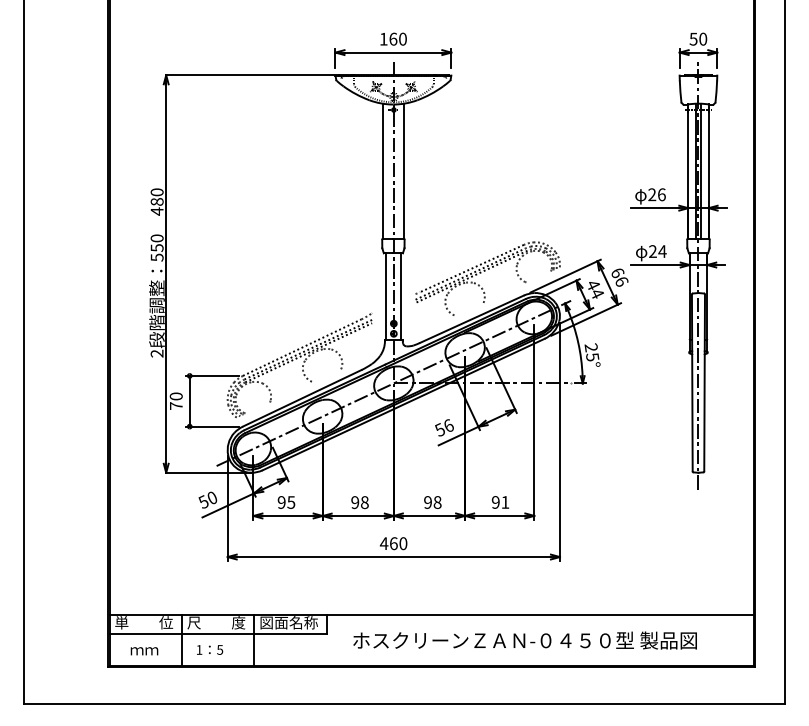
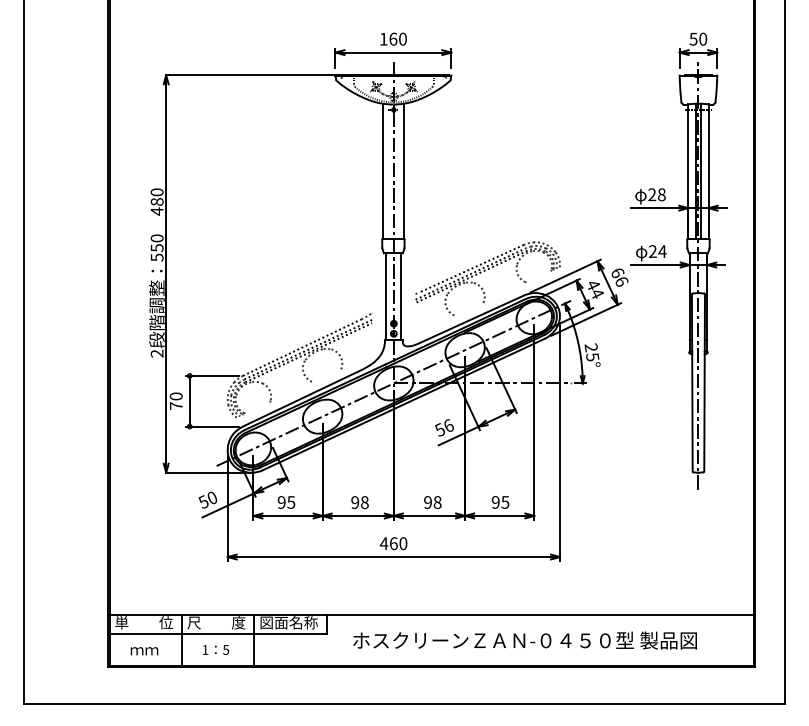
text: 26 -> 28 (661, 194)
text: 91 -> 95 (505, 502)
text position: (210, 649) -> (216, 649) (216, 649)
